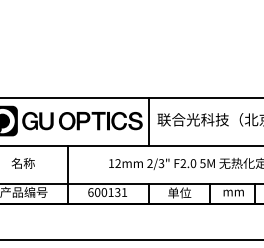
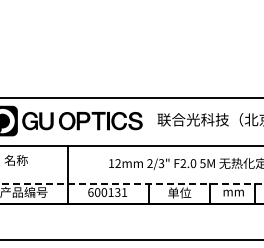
line: present -> none (149, 121)
text position: (22, 163) -> (15, 160) (15, 160)
line: solid -> dashed (132, 183)
